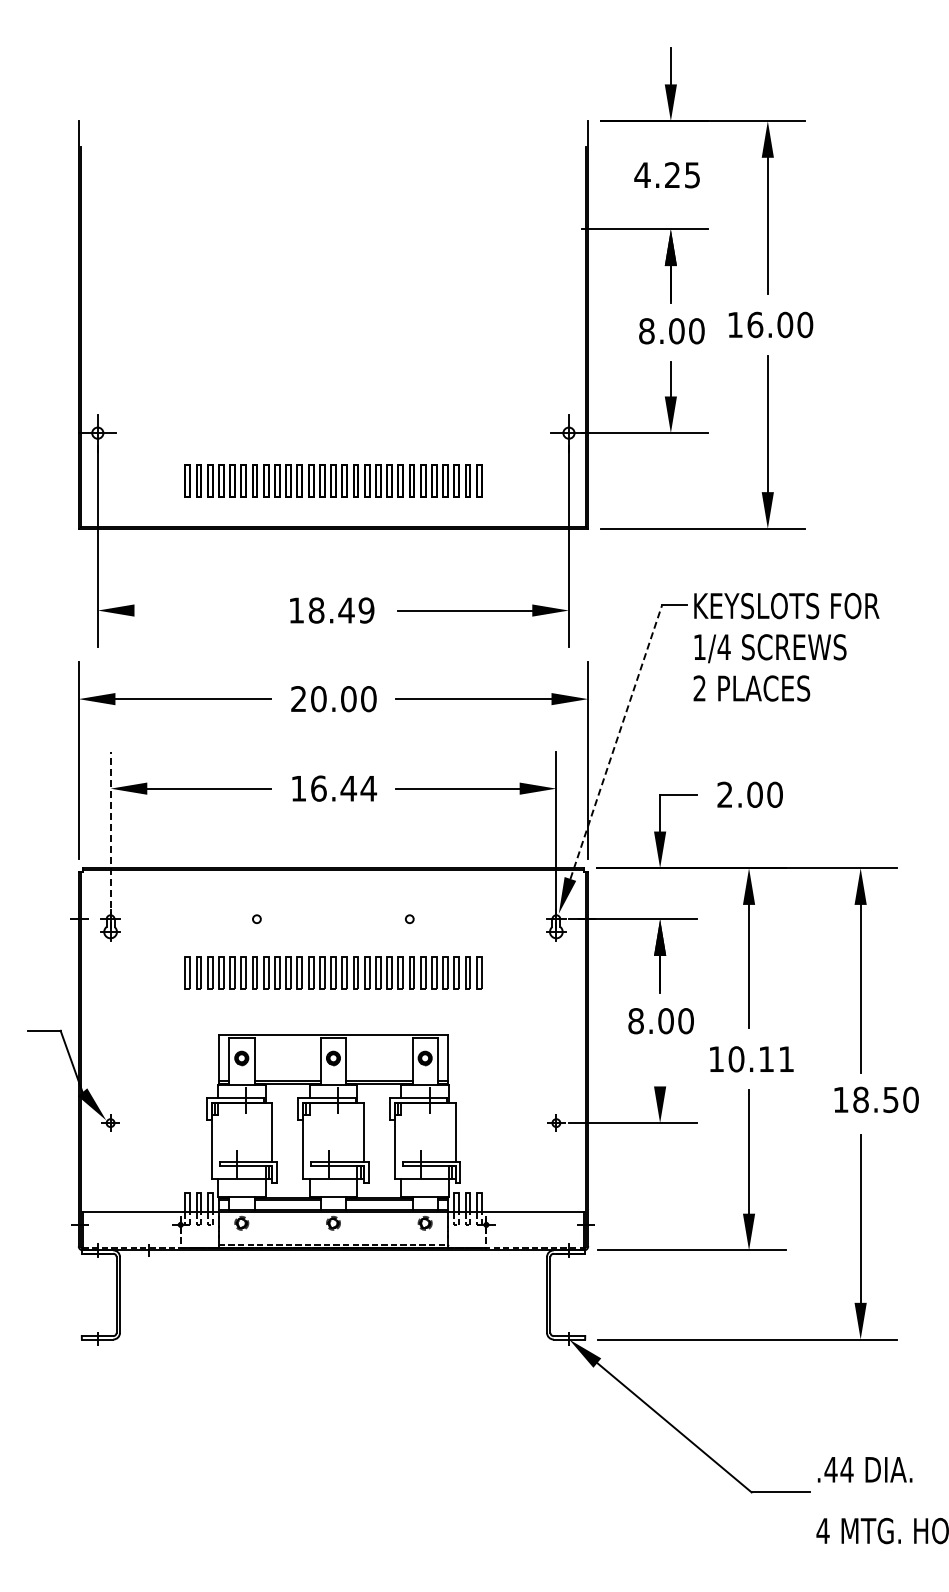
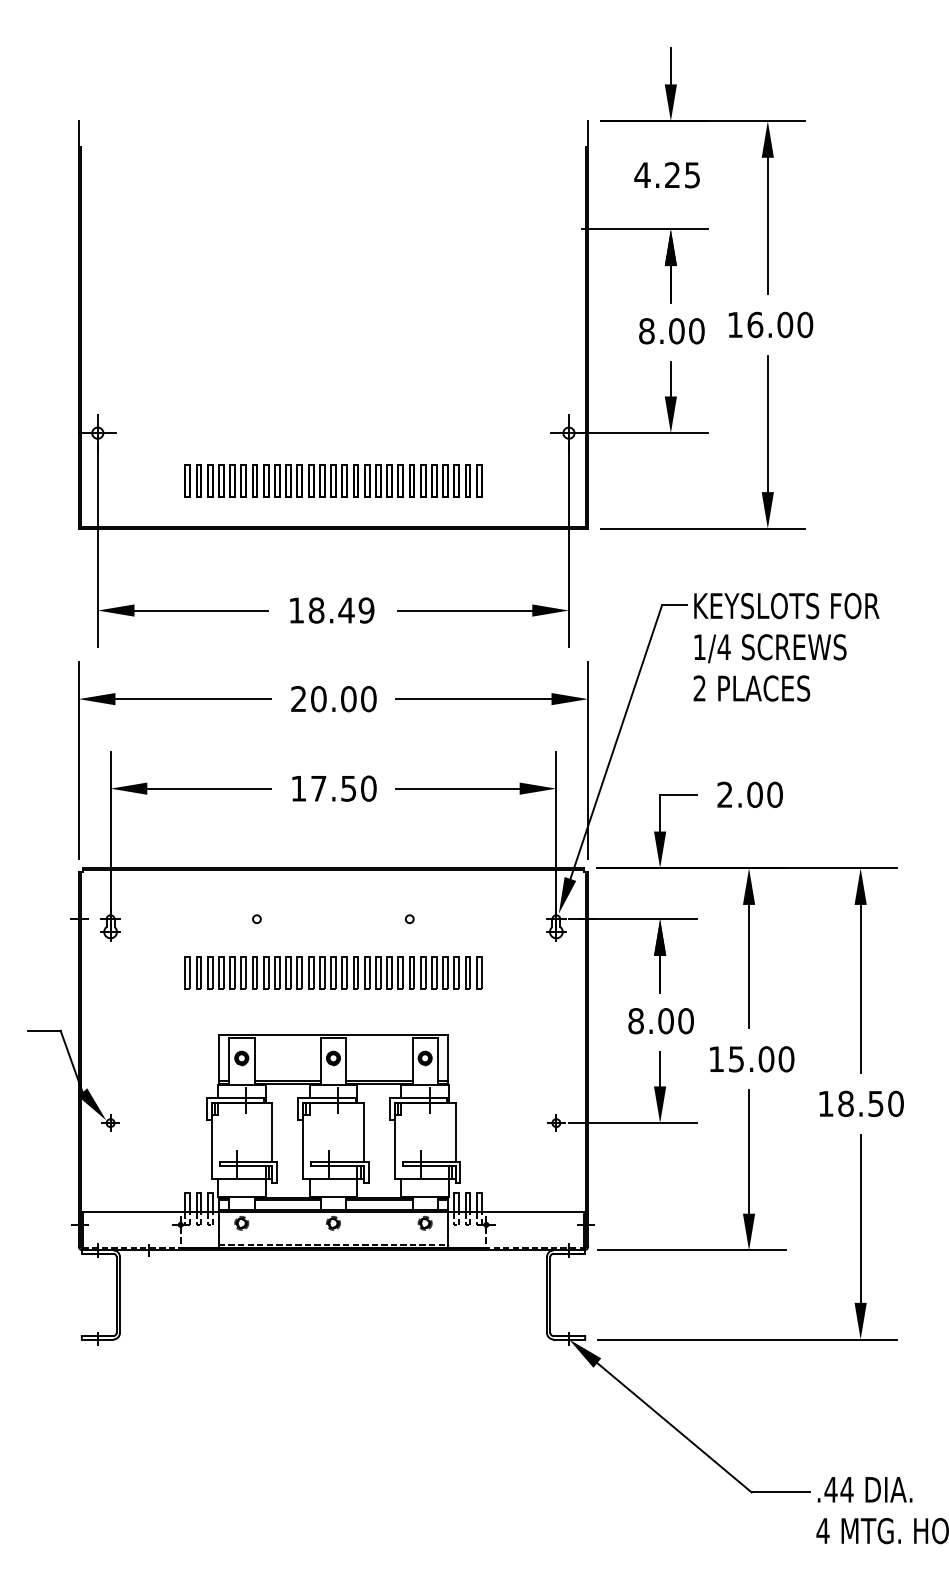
line: none -> present (201, 610)
line: dashed -> solid (616, 741)
text: 16.44 -> 17.50 (344, 788)
line: dashed -> solid (110, 835)
text: 10.11 -> 15.00 (761, 1059)
line: none -> present (660, 1069)
text position: (876, 1099) -> (861, 1103) (861, 1103)
text position: (864, 1469) -> (864, 1489) (864, 1489)
